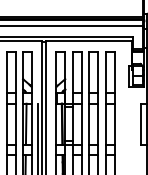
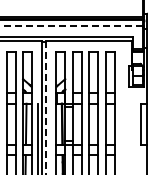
line: solid -> dashed (71, 26)
line: solid -> dashed (46, 108)
